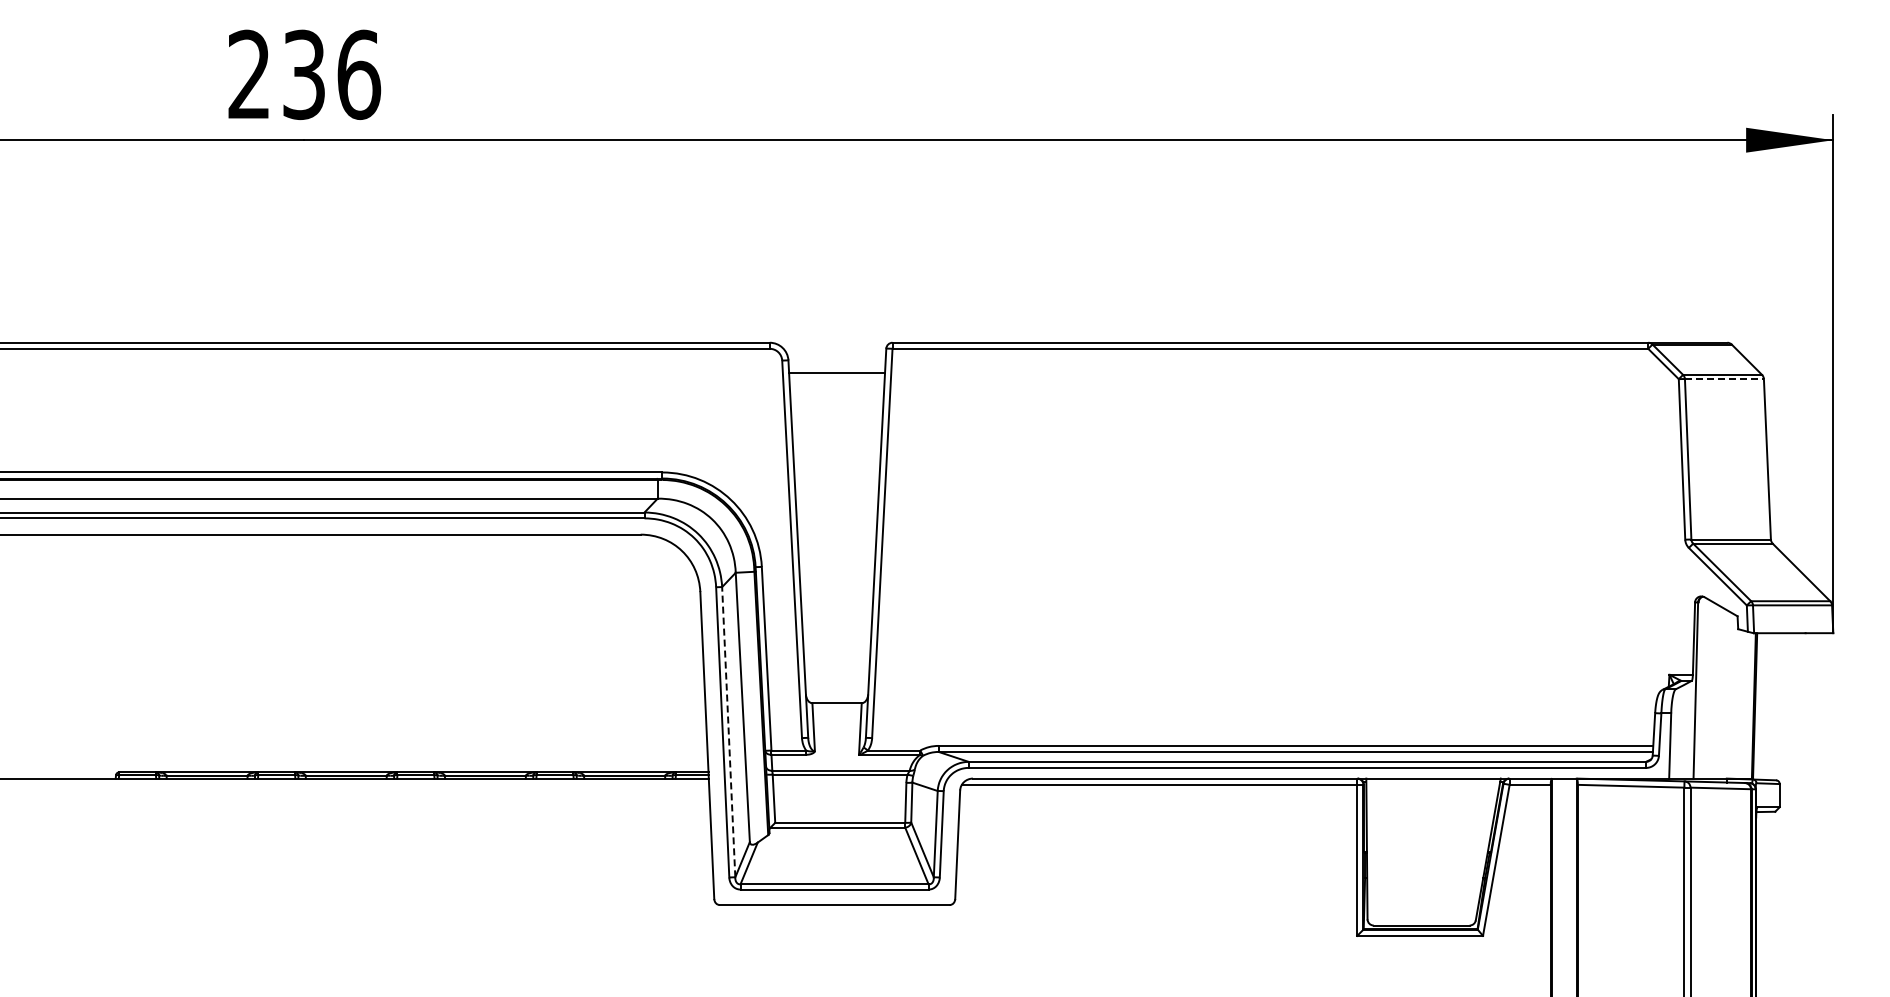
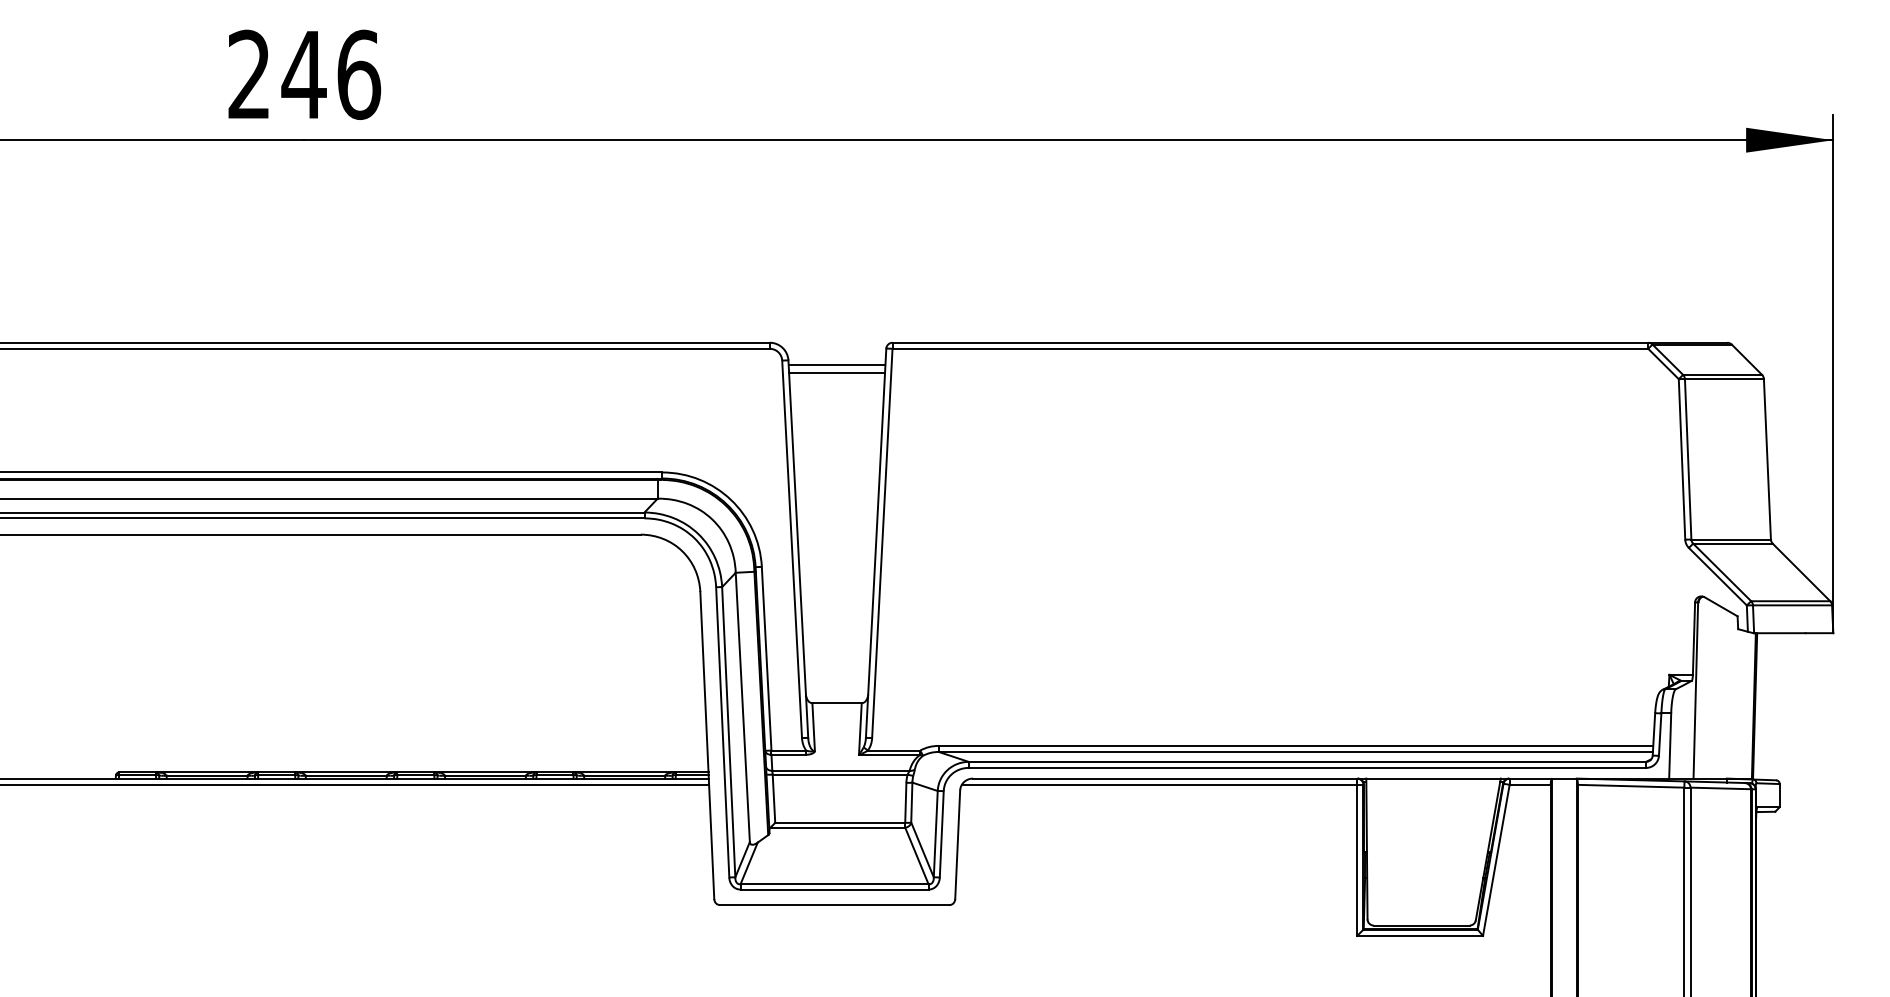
text: 236 -> 246 (303, 74)
line: none -> present (836, 365)
line: dashed -> solid (1724, 379)
line: dashed -> solid (728, 731)
line: none -> present (355, 784)
